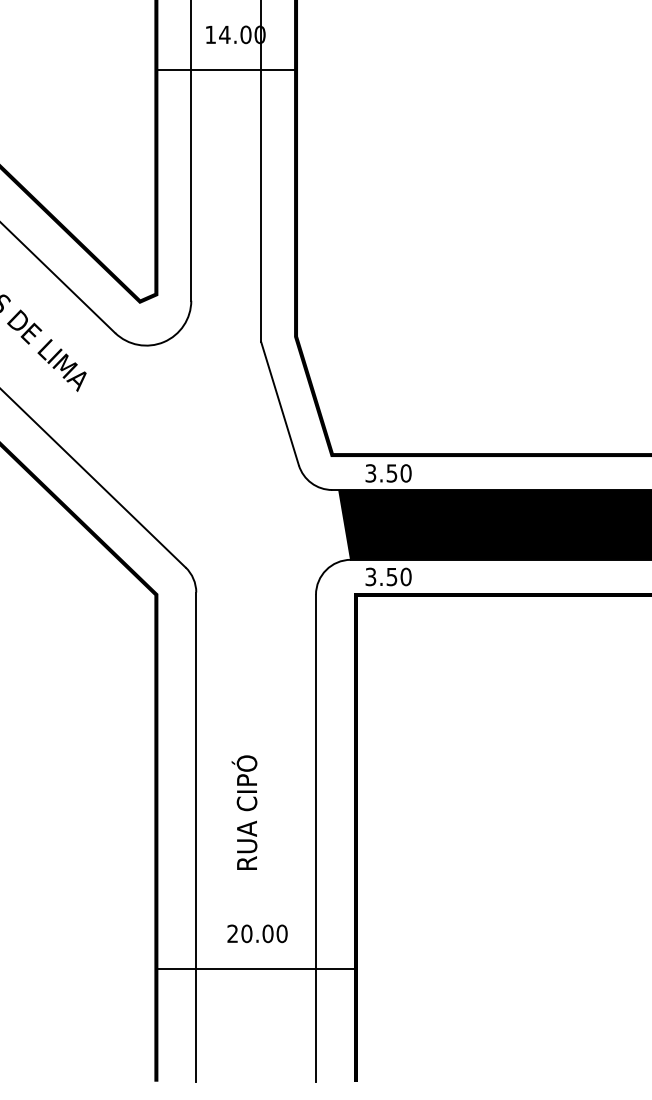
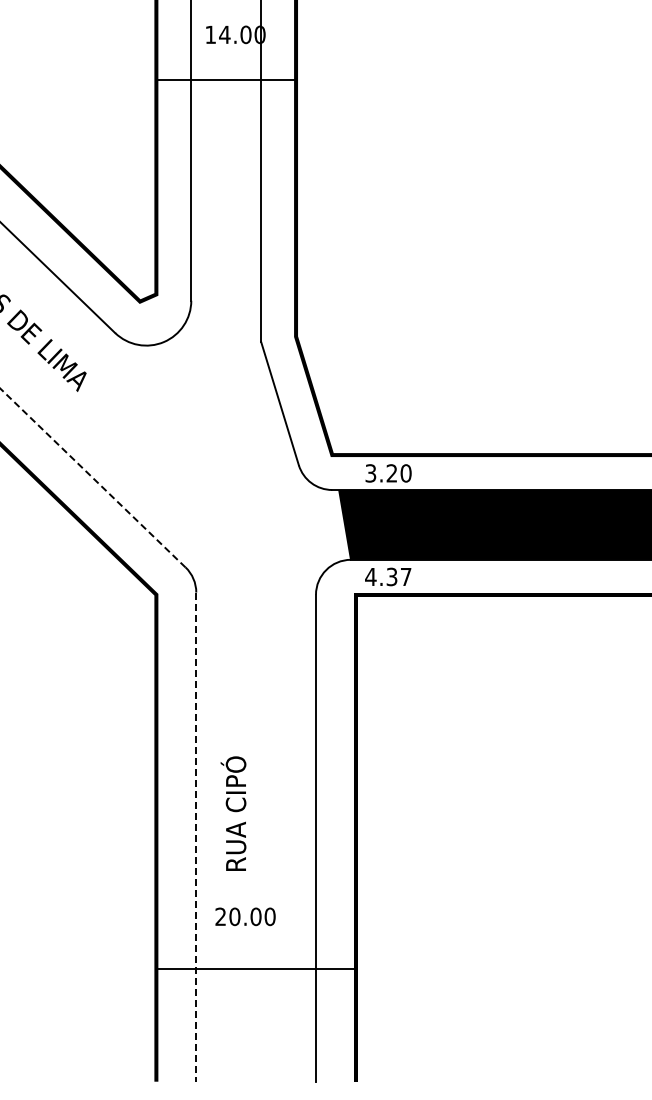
line position: (226, 70) -> (226, 80) (226, 80)
text: 3.50 -> 3.20 (391, 473)
line: solid -> dashed (92, 478)
text: 3.50 -> 4.37 (388, 576)
text position: (244, 812) -> (233, 813) (233, 813)
line: solid -> dashed (196, 837)
text position: (257, 933) -> (245, 916) (245, 916)
